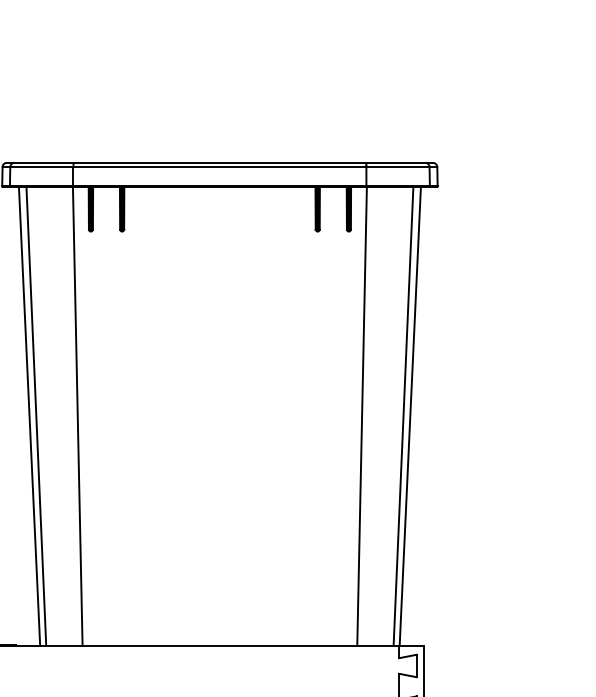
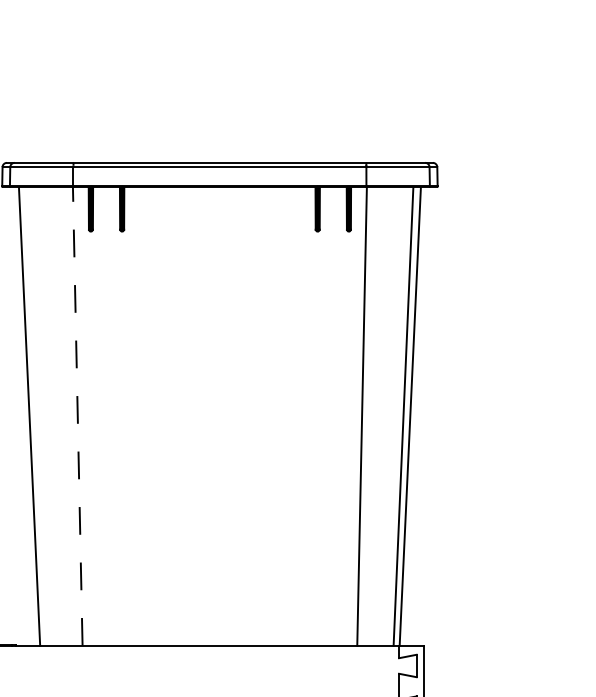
line: solid -> dashed (77, 415)
line: present -> none (36, 416)
